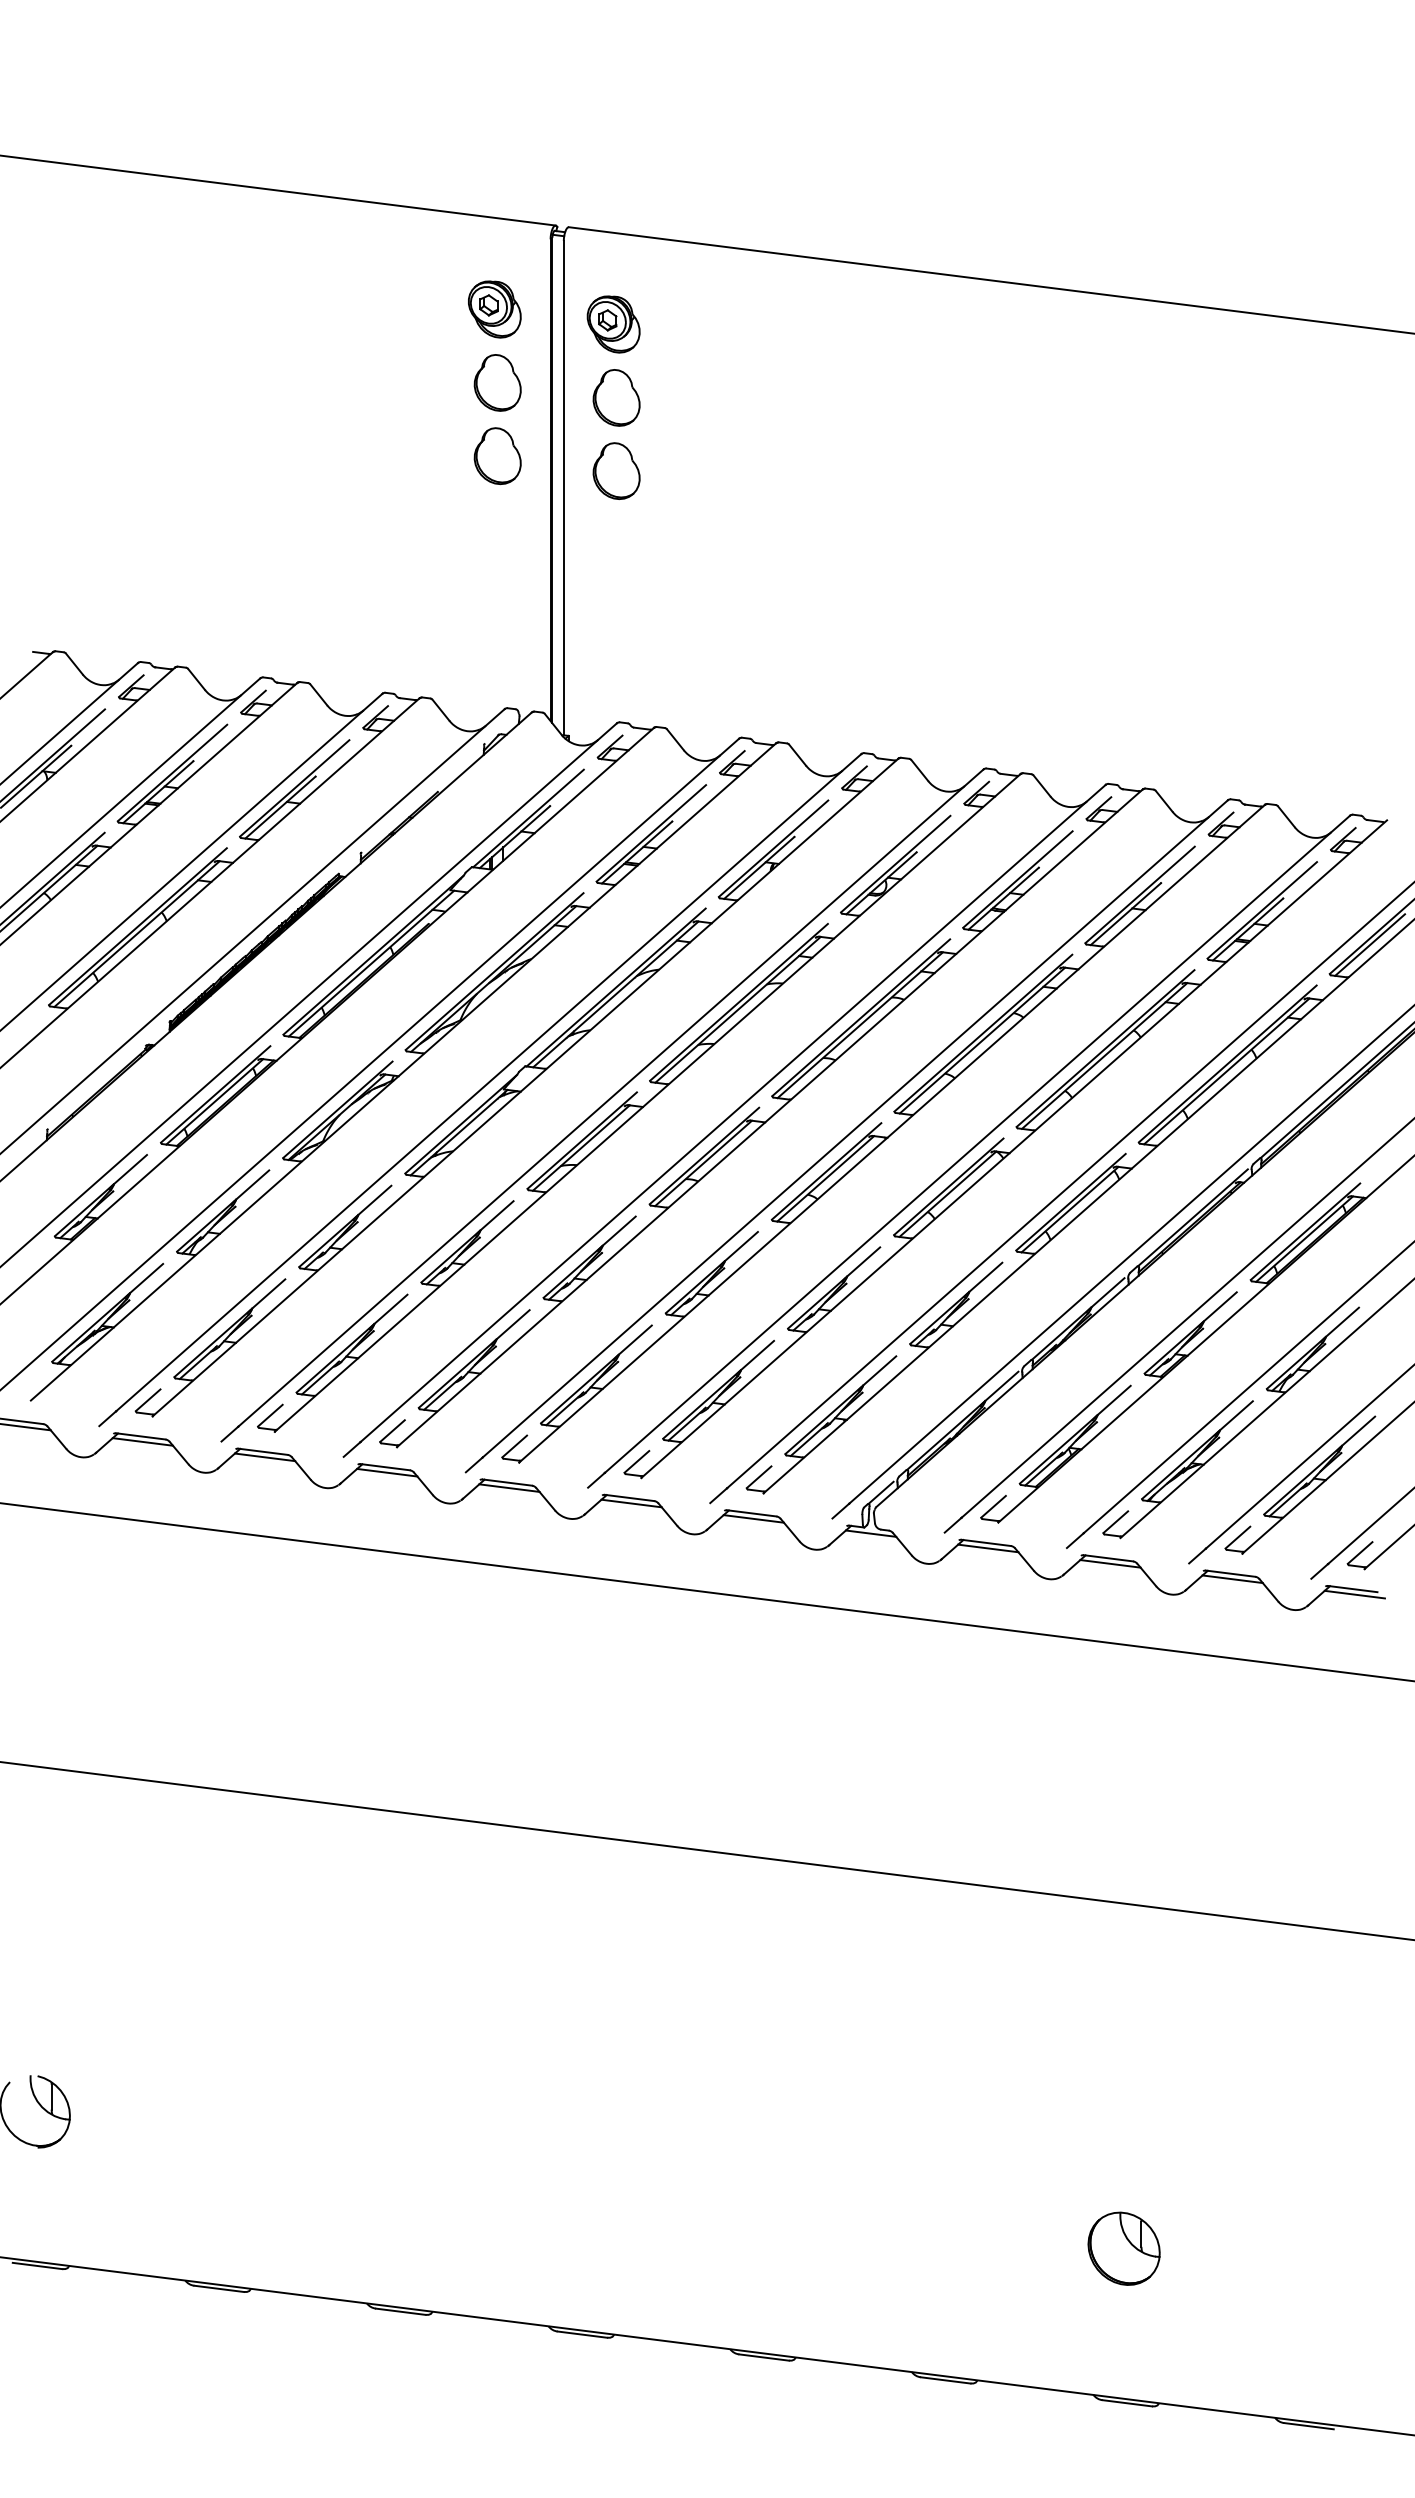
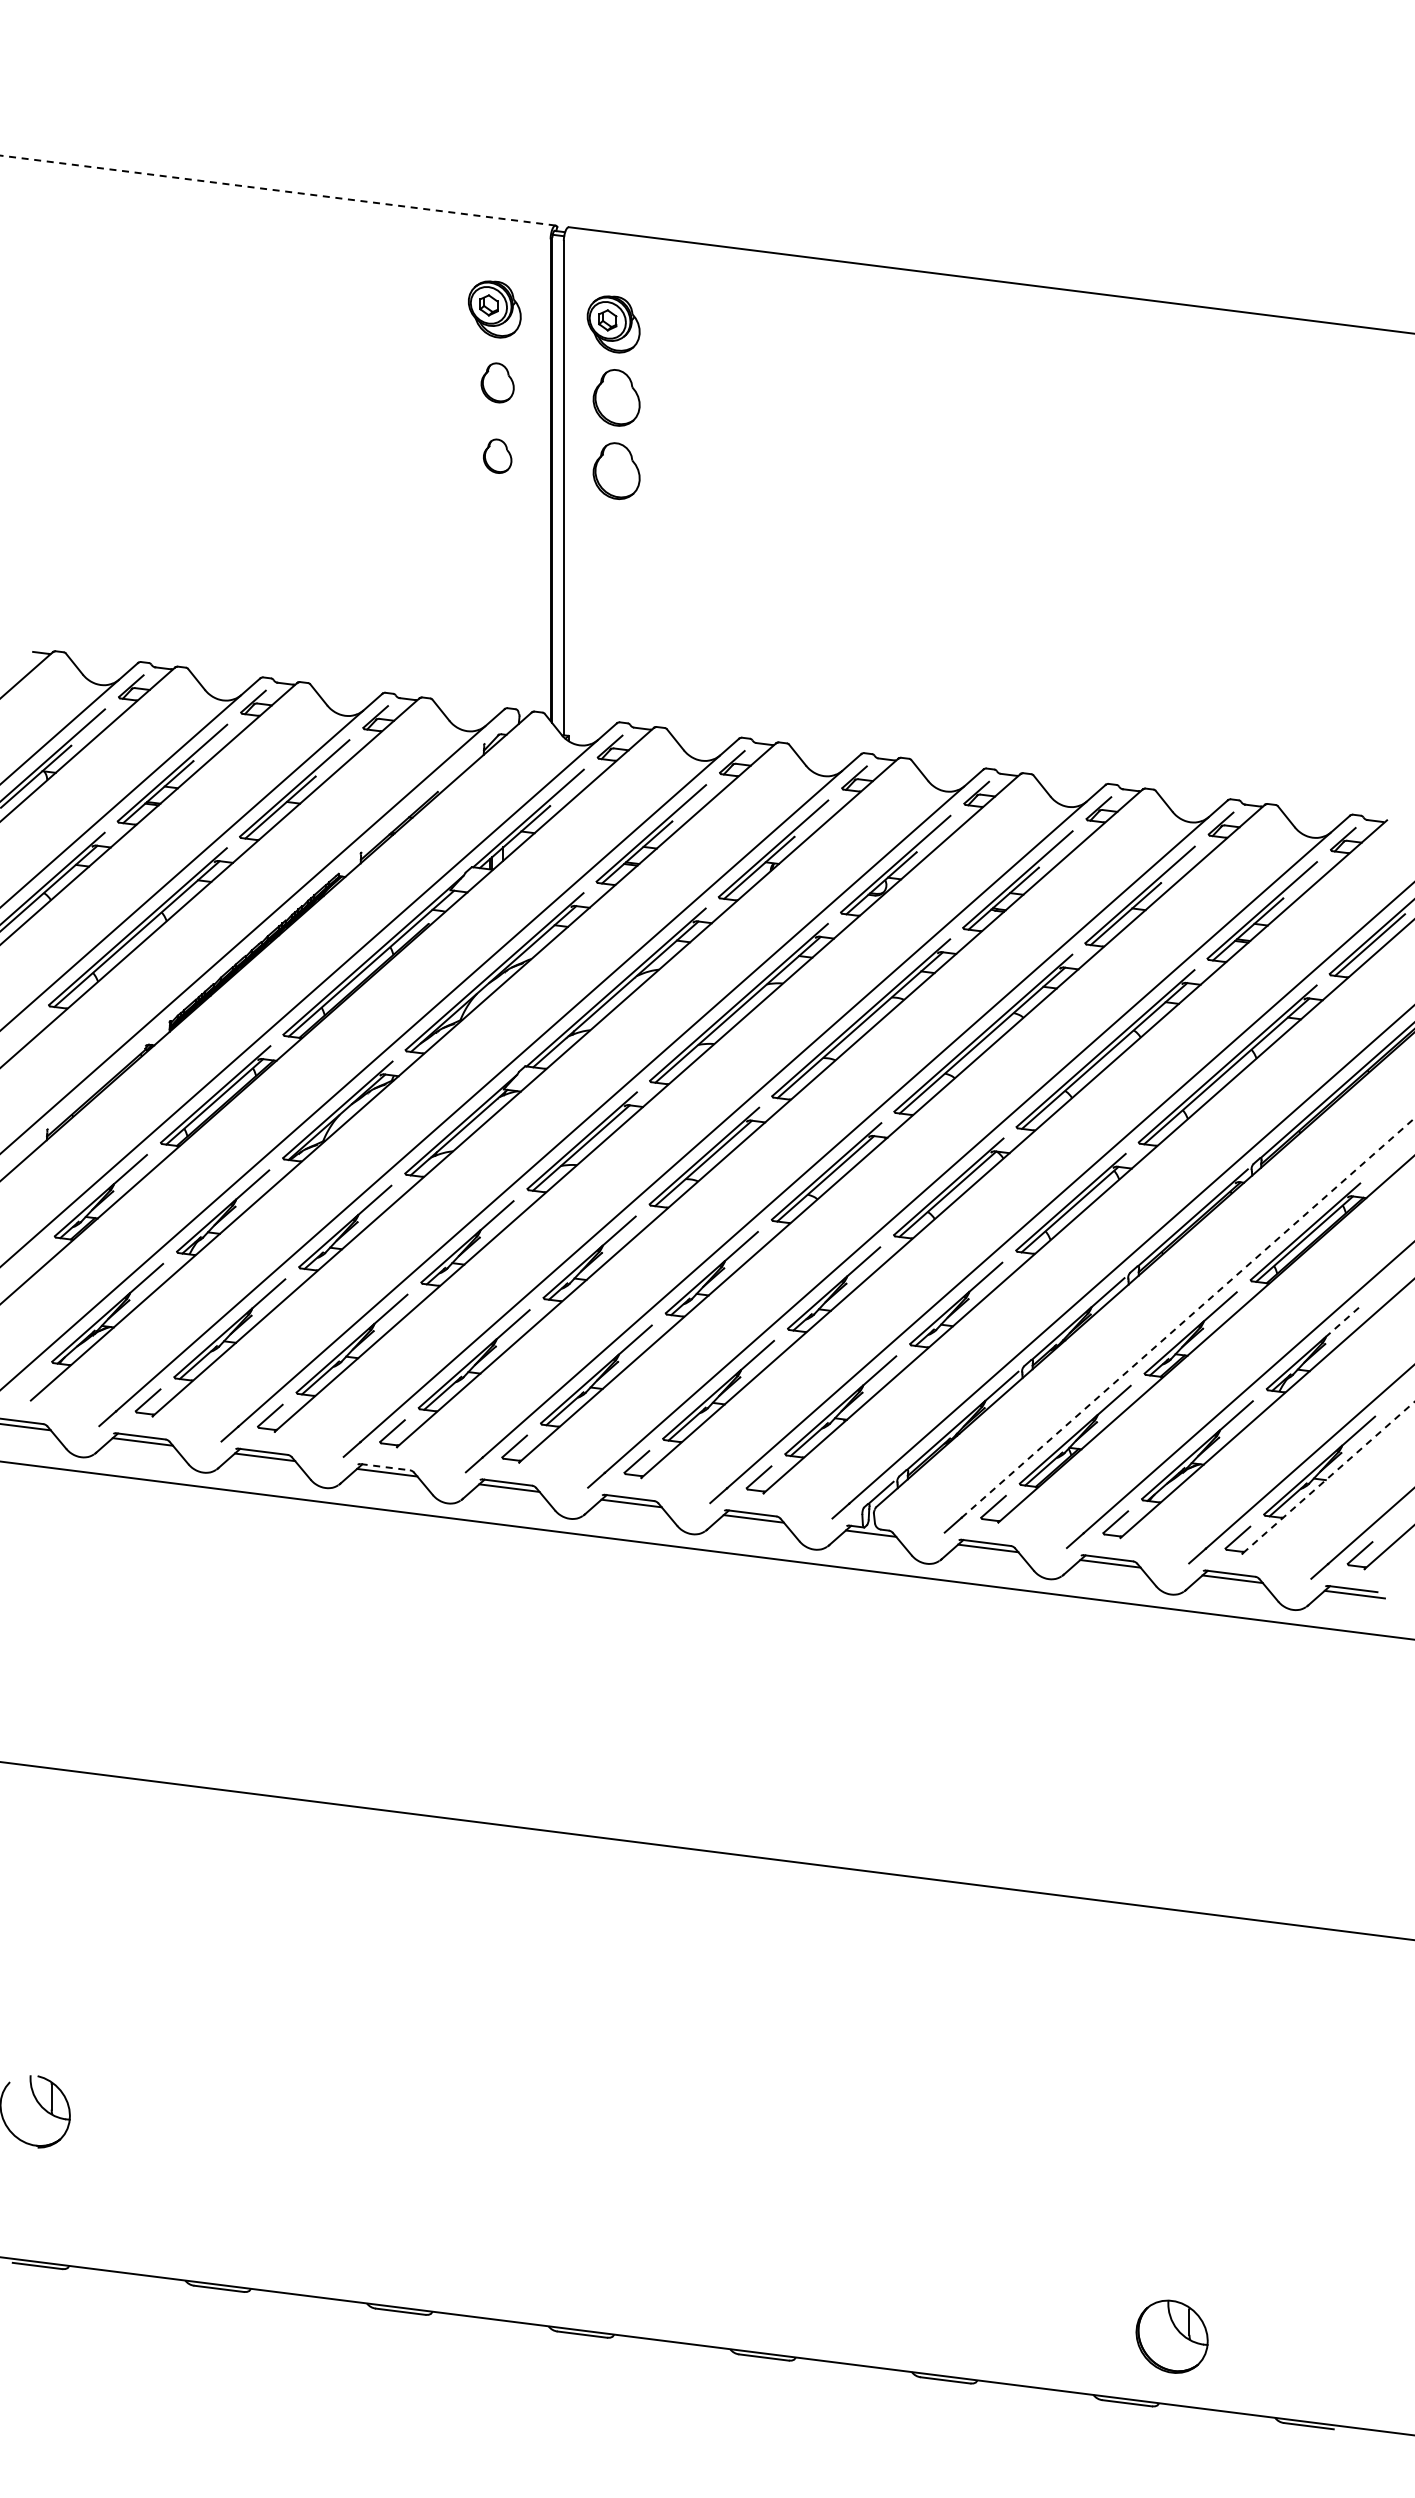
line: solid -> dashed (277, 190)
part size: 49x58 px -> 35x42 px (497, 382)
part size: 49x59 px -> 30x36 px (497, 455)
line: solid -> dashed (1187, 1318)
line: solid -> dashed (1342, 1322)
line: solid -> dashed (385, 1467)
line: solid -> dashed (1328, 1477)
line position: (706, 1591) -> (706, 1550) (706, 1550)
part position: (1123, 2248) -> (1171, 2336) (1171, 2336)
